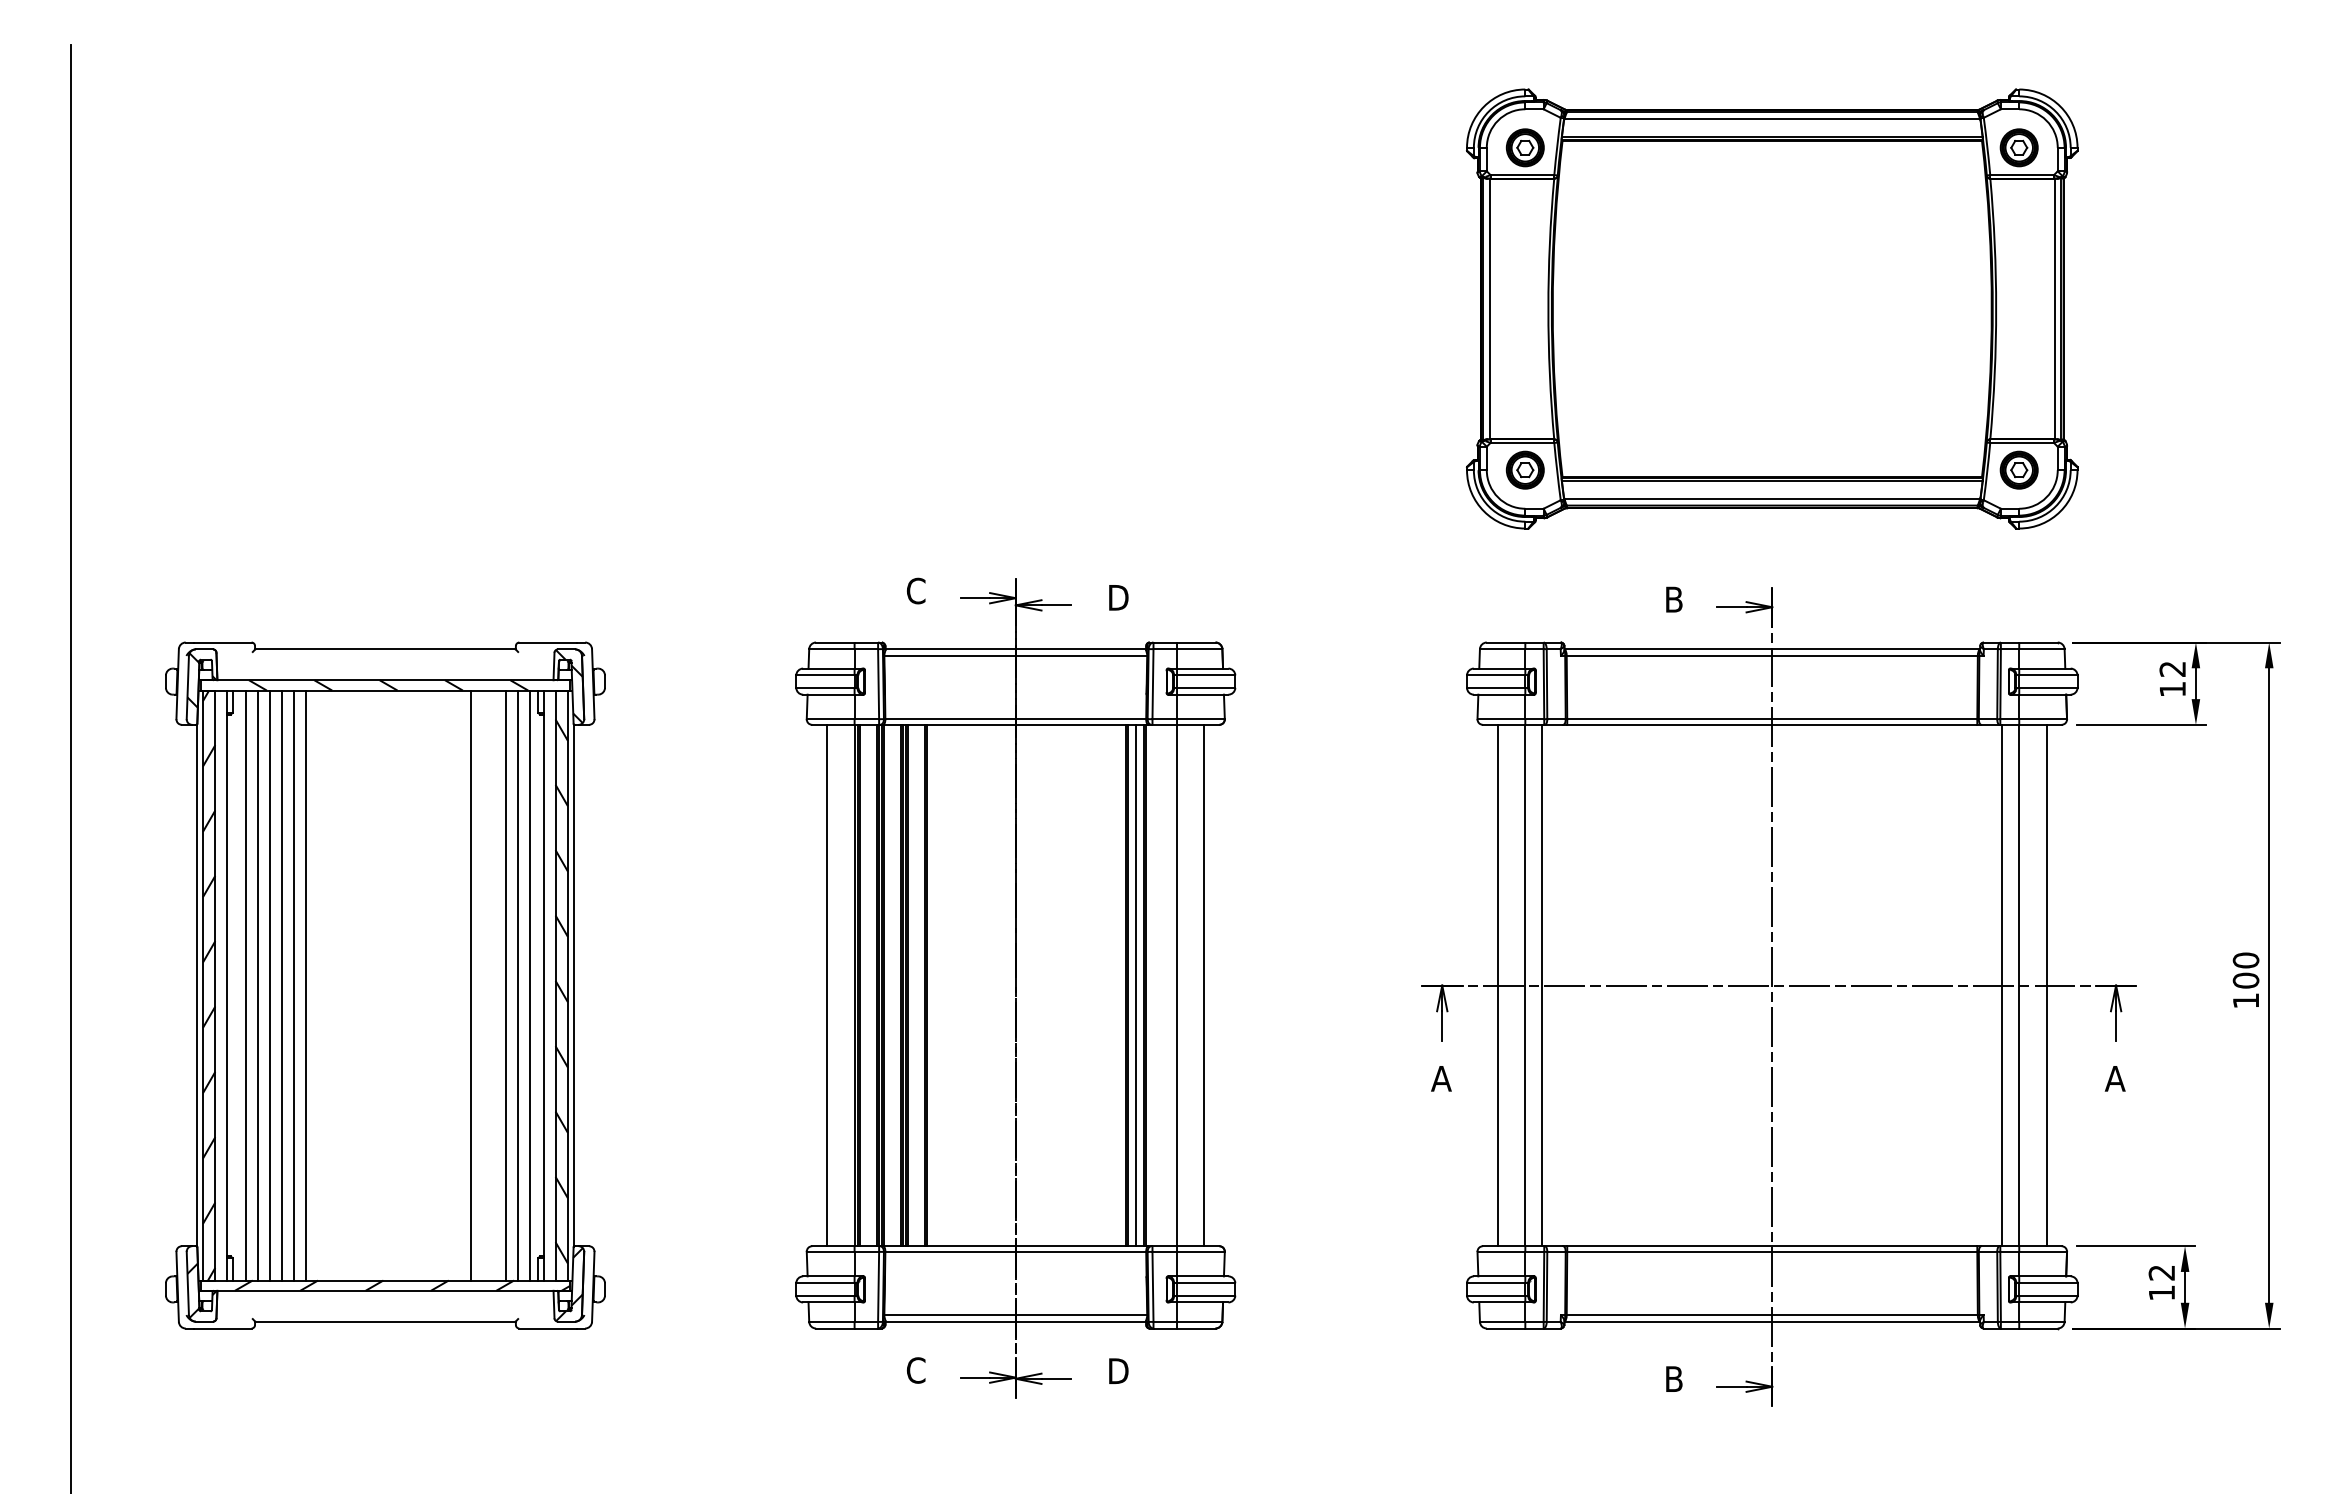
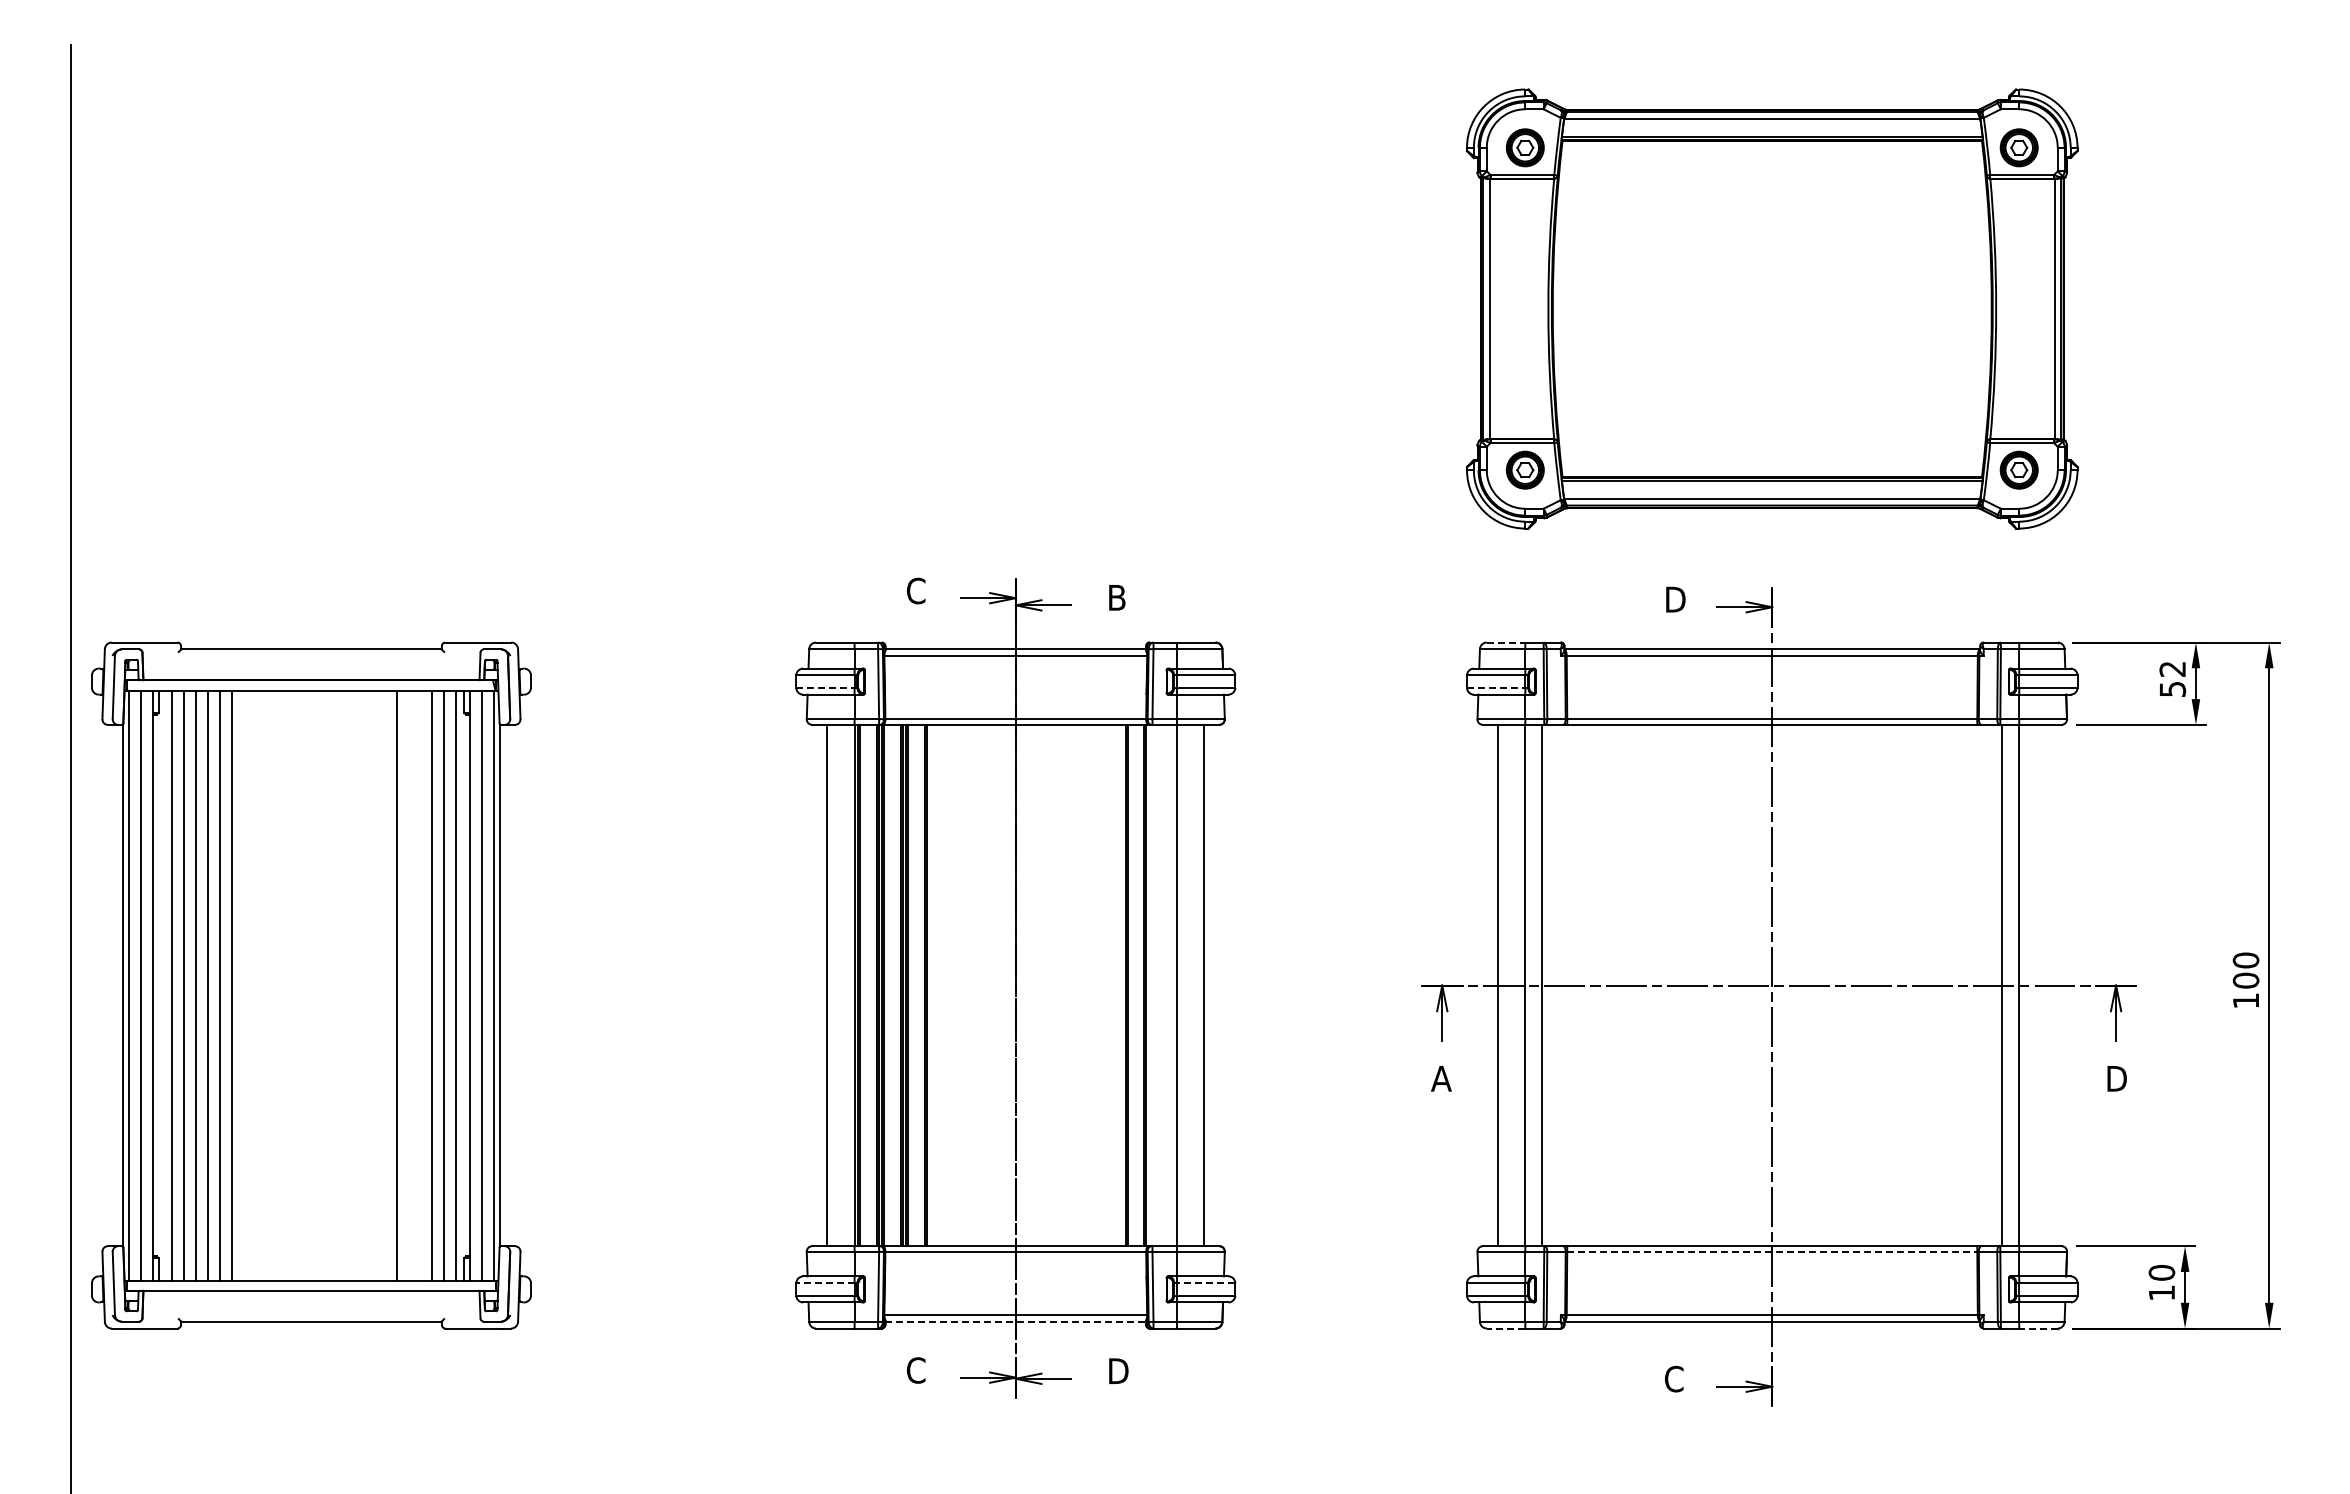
text: D -> B (1120, 597)
text: B -> D (1677, 600)
line: solid -> dashed (1506, 642)
line: solid -> dashed (825, 687)
line: solid -> dashed (1496, 687)
text: 12 -> 52 (2173, 689)
part position: (385, 985) -> (311, 985) (311, 985)
line: present -> none (1135, 985)
line: present -> none (2046, 985)
text: A -> D (2115, 1078)
line: solid -> dashed (1772, 1251)
text: 12 -> 10 (2161, 1272)
line: solid -> dashed (824, 1283)
line: solid -> dashed (1205, 1283)
line: solid -> dashed (1016, 1321)
line: solid -> dashed (1505, 1328)
line: solid -> dashed (2038, 1328)
text: B -> C (1674, 1378)
